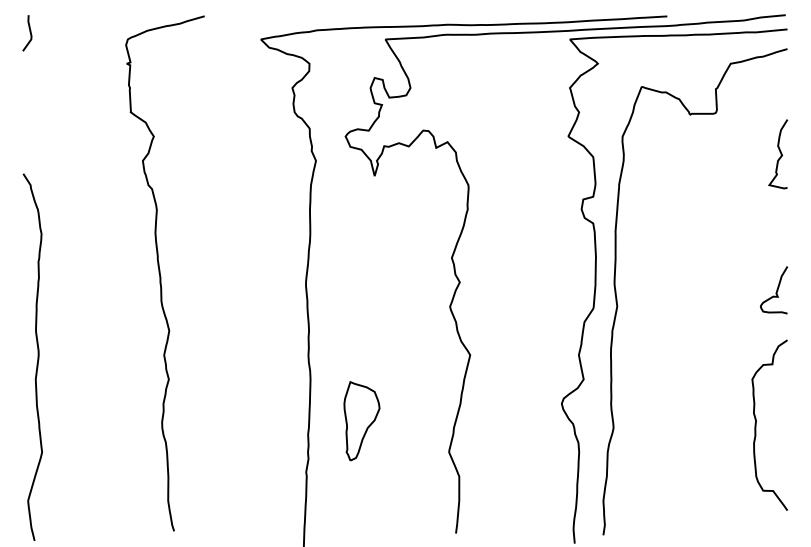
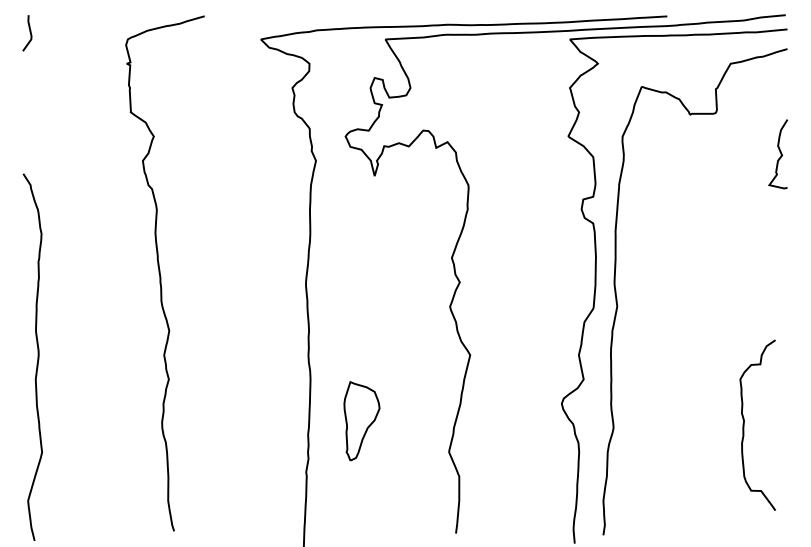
curve: present -> none (775, 292)
curve position: (756, 424) -> (744, 424) (744, 424)
